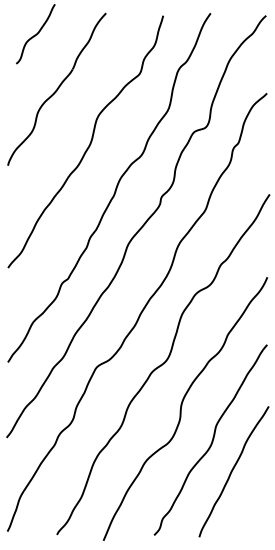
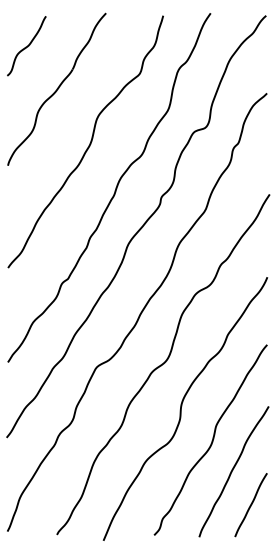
curve position: (35, 34) -> (26, 46) (26, 46)
line: none -> present (250, 505)
